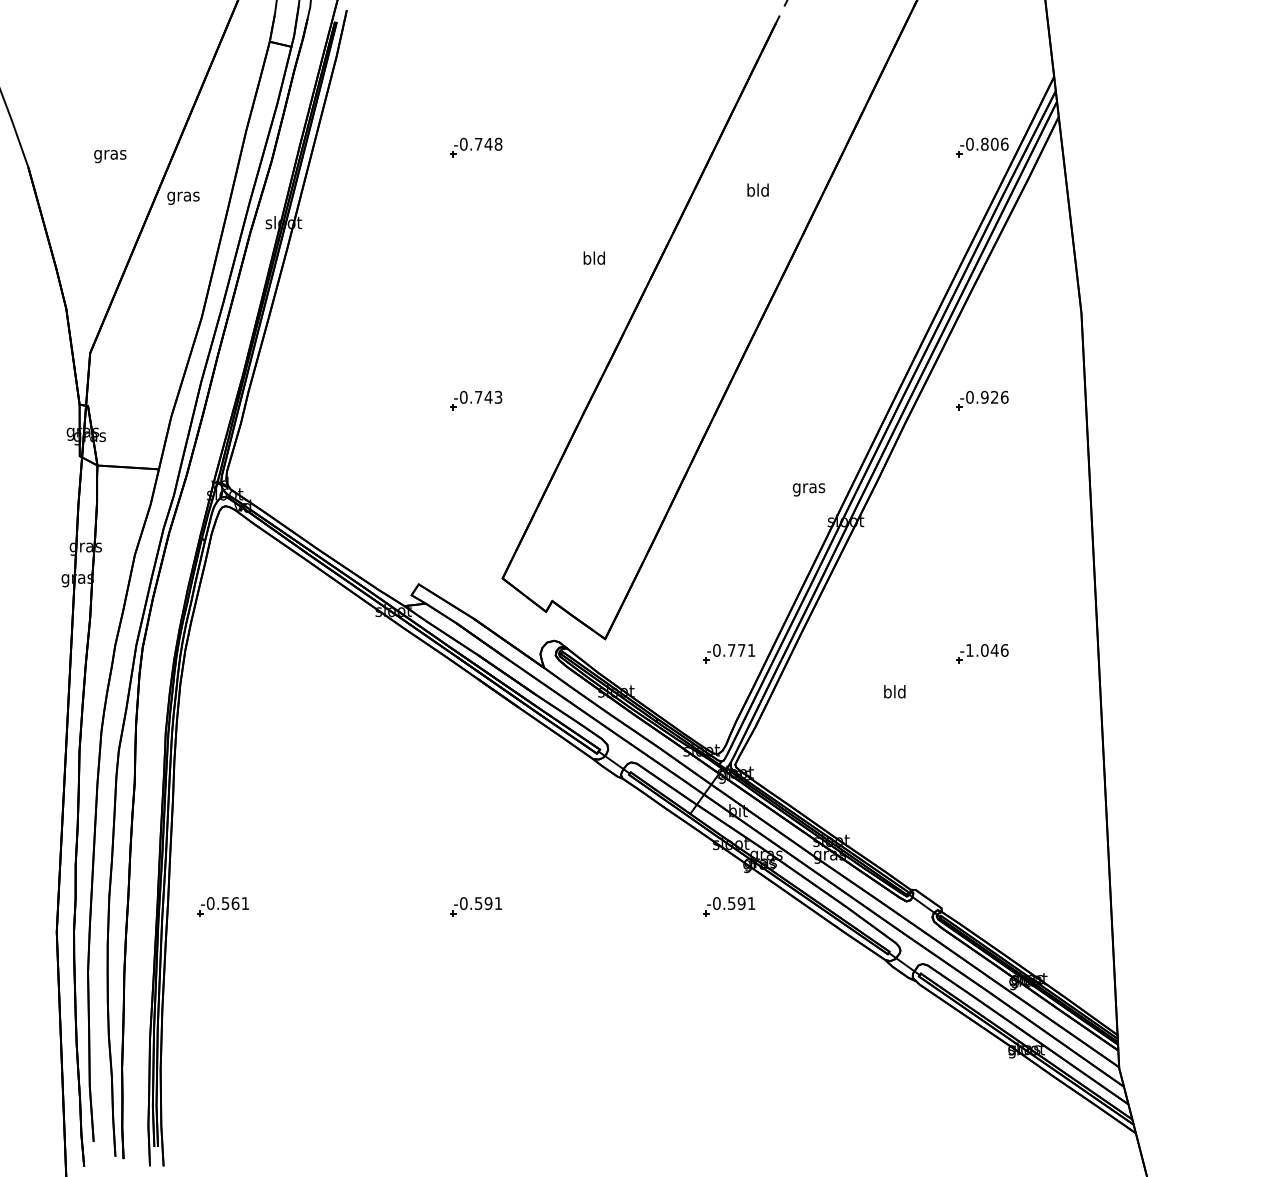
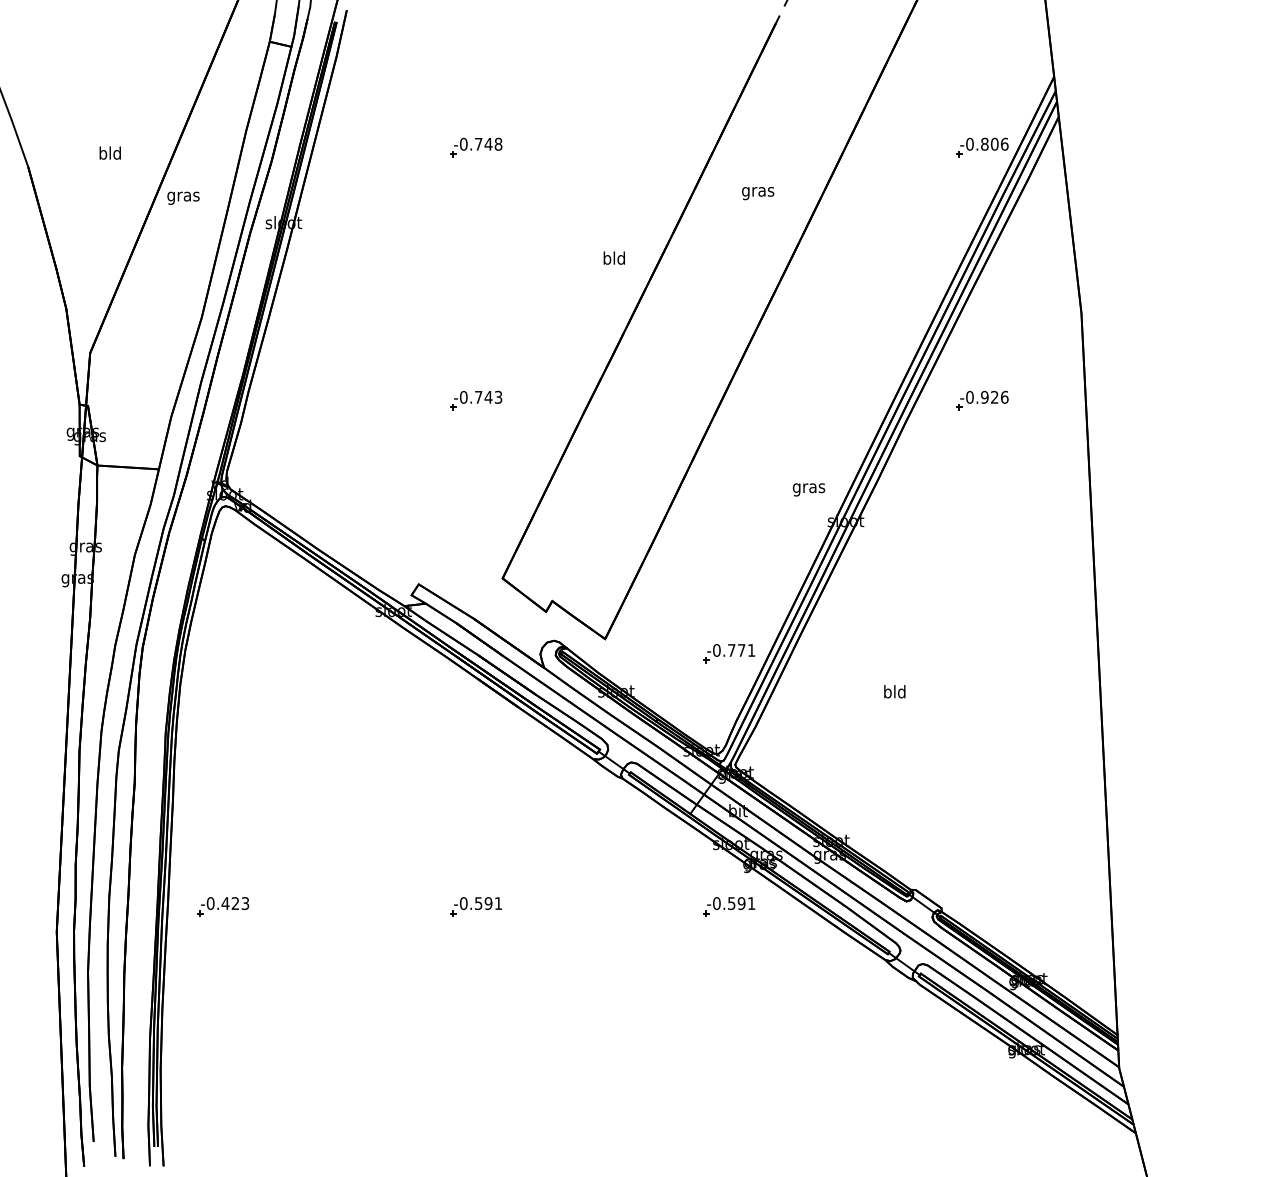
text: gras -> bld (110, 154)
text: bld -> gras (758, 191)
text position: (593, 257) -> (613, 257) (613, 257)
part: present -> none (982, 653)
text: -0.561 -> -0.423 (235, 903)
